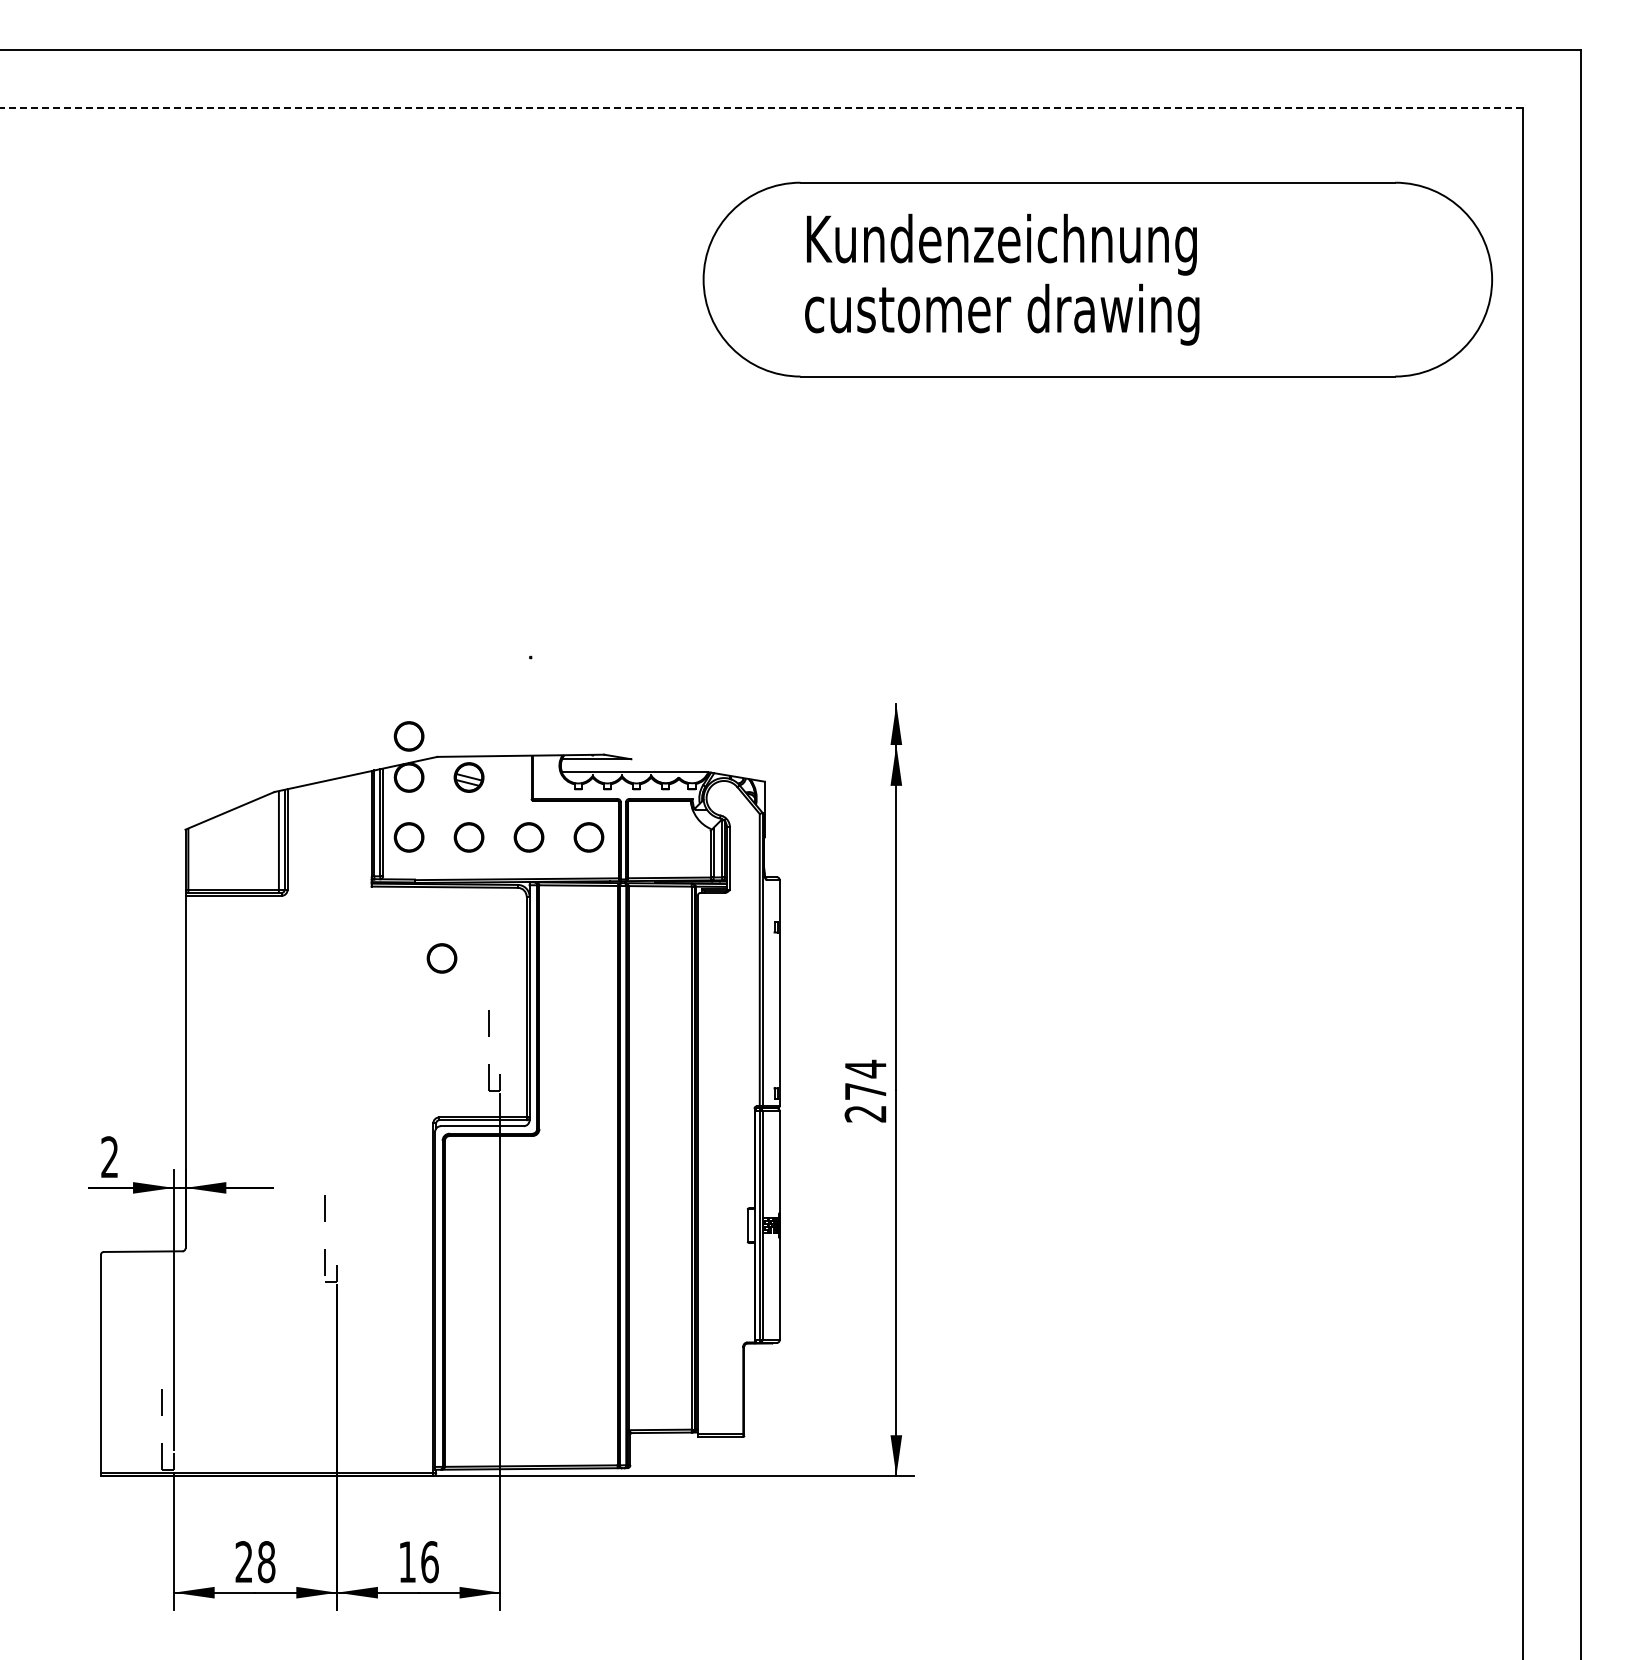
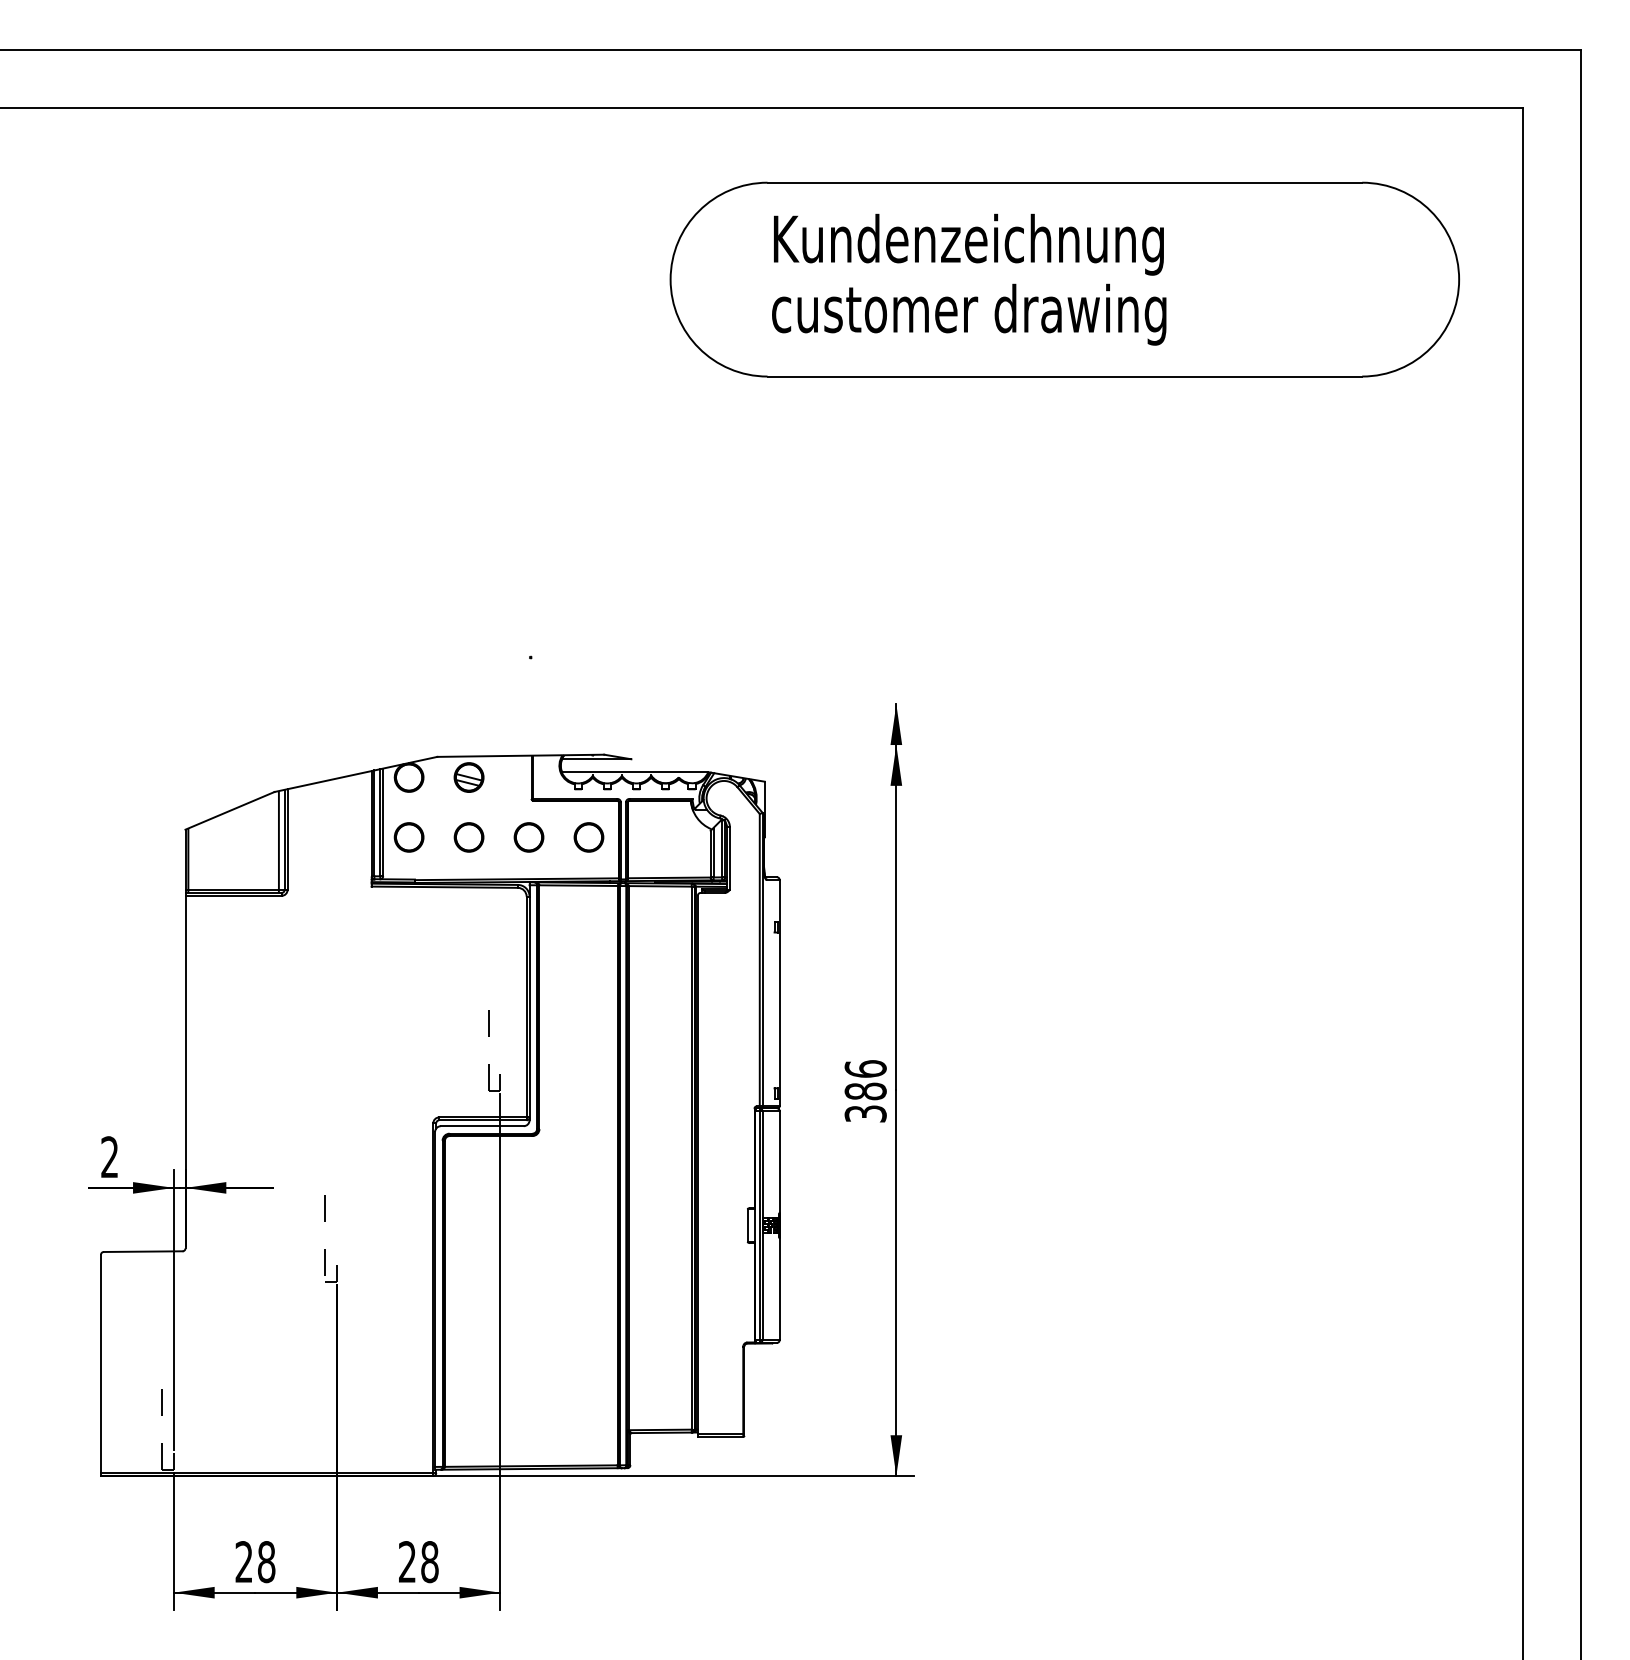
line: dashed -> solid (761, 108)
part position: (1097, 279) -> (1064, 279) (1064, 279)
part: present -> none (408, 736)
part: present -> none (441, 958)
text: 274 -> 386 (865, 1090)
text: 16 -> 28 (418, 1562)
